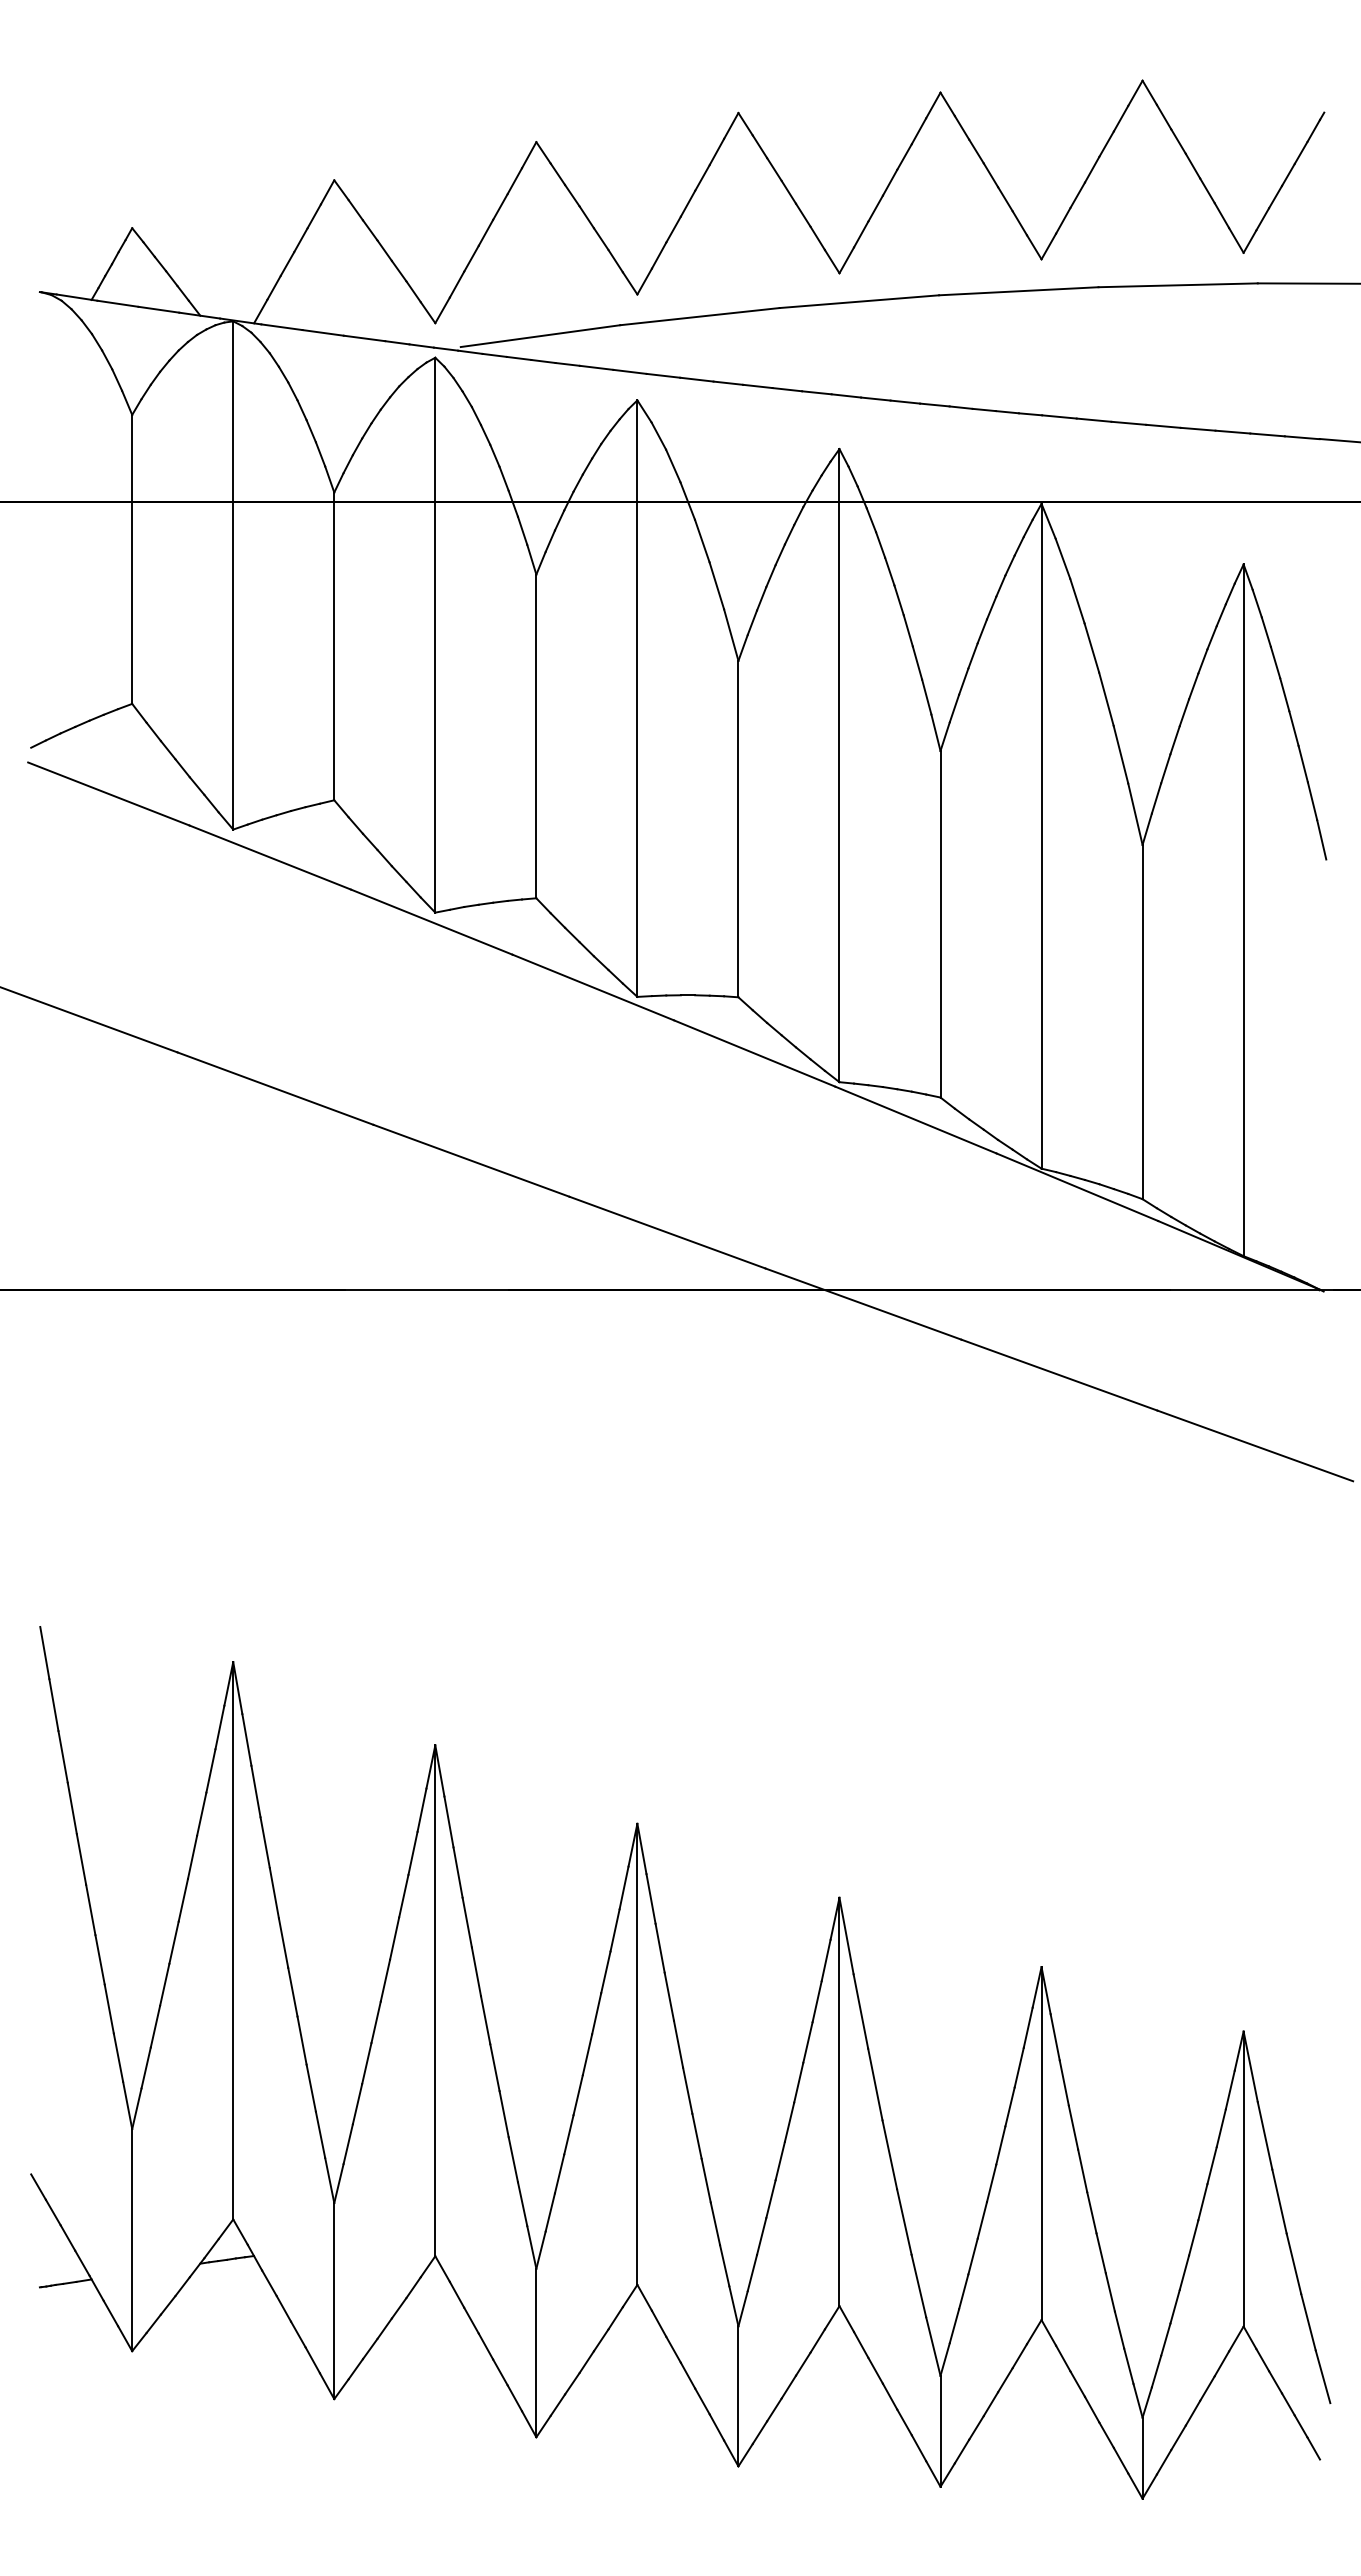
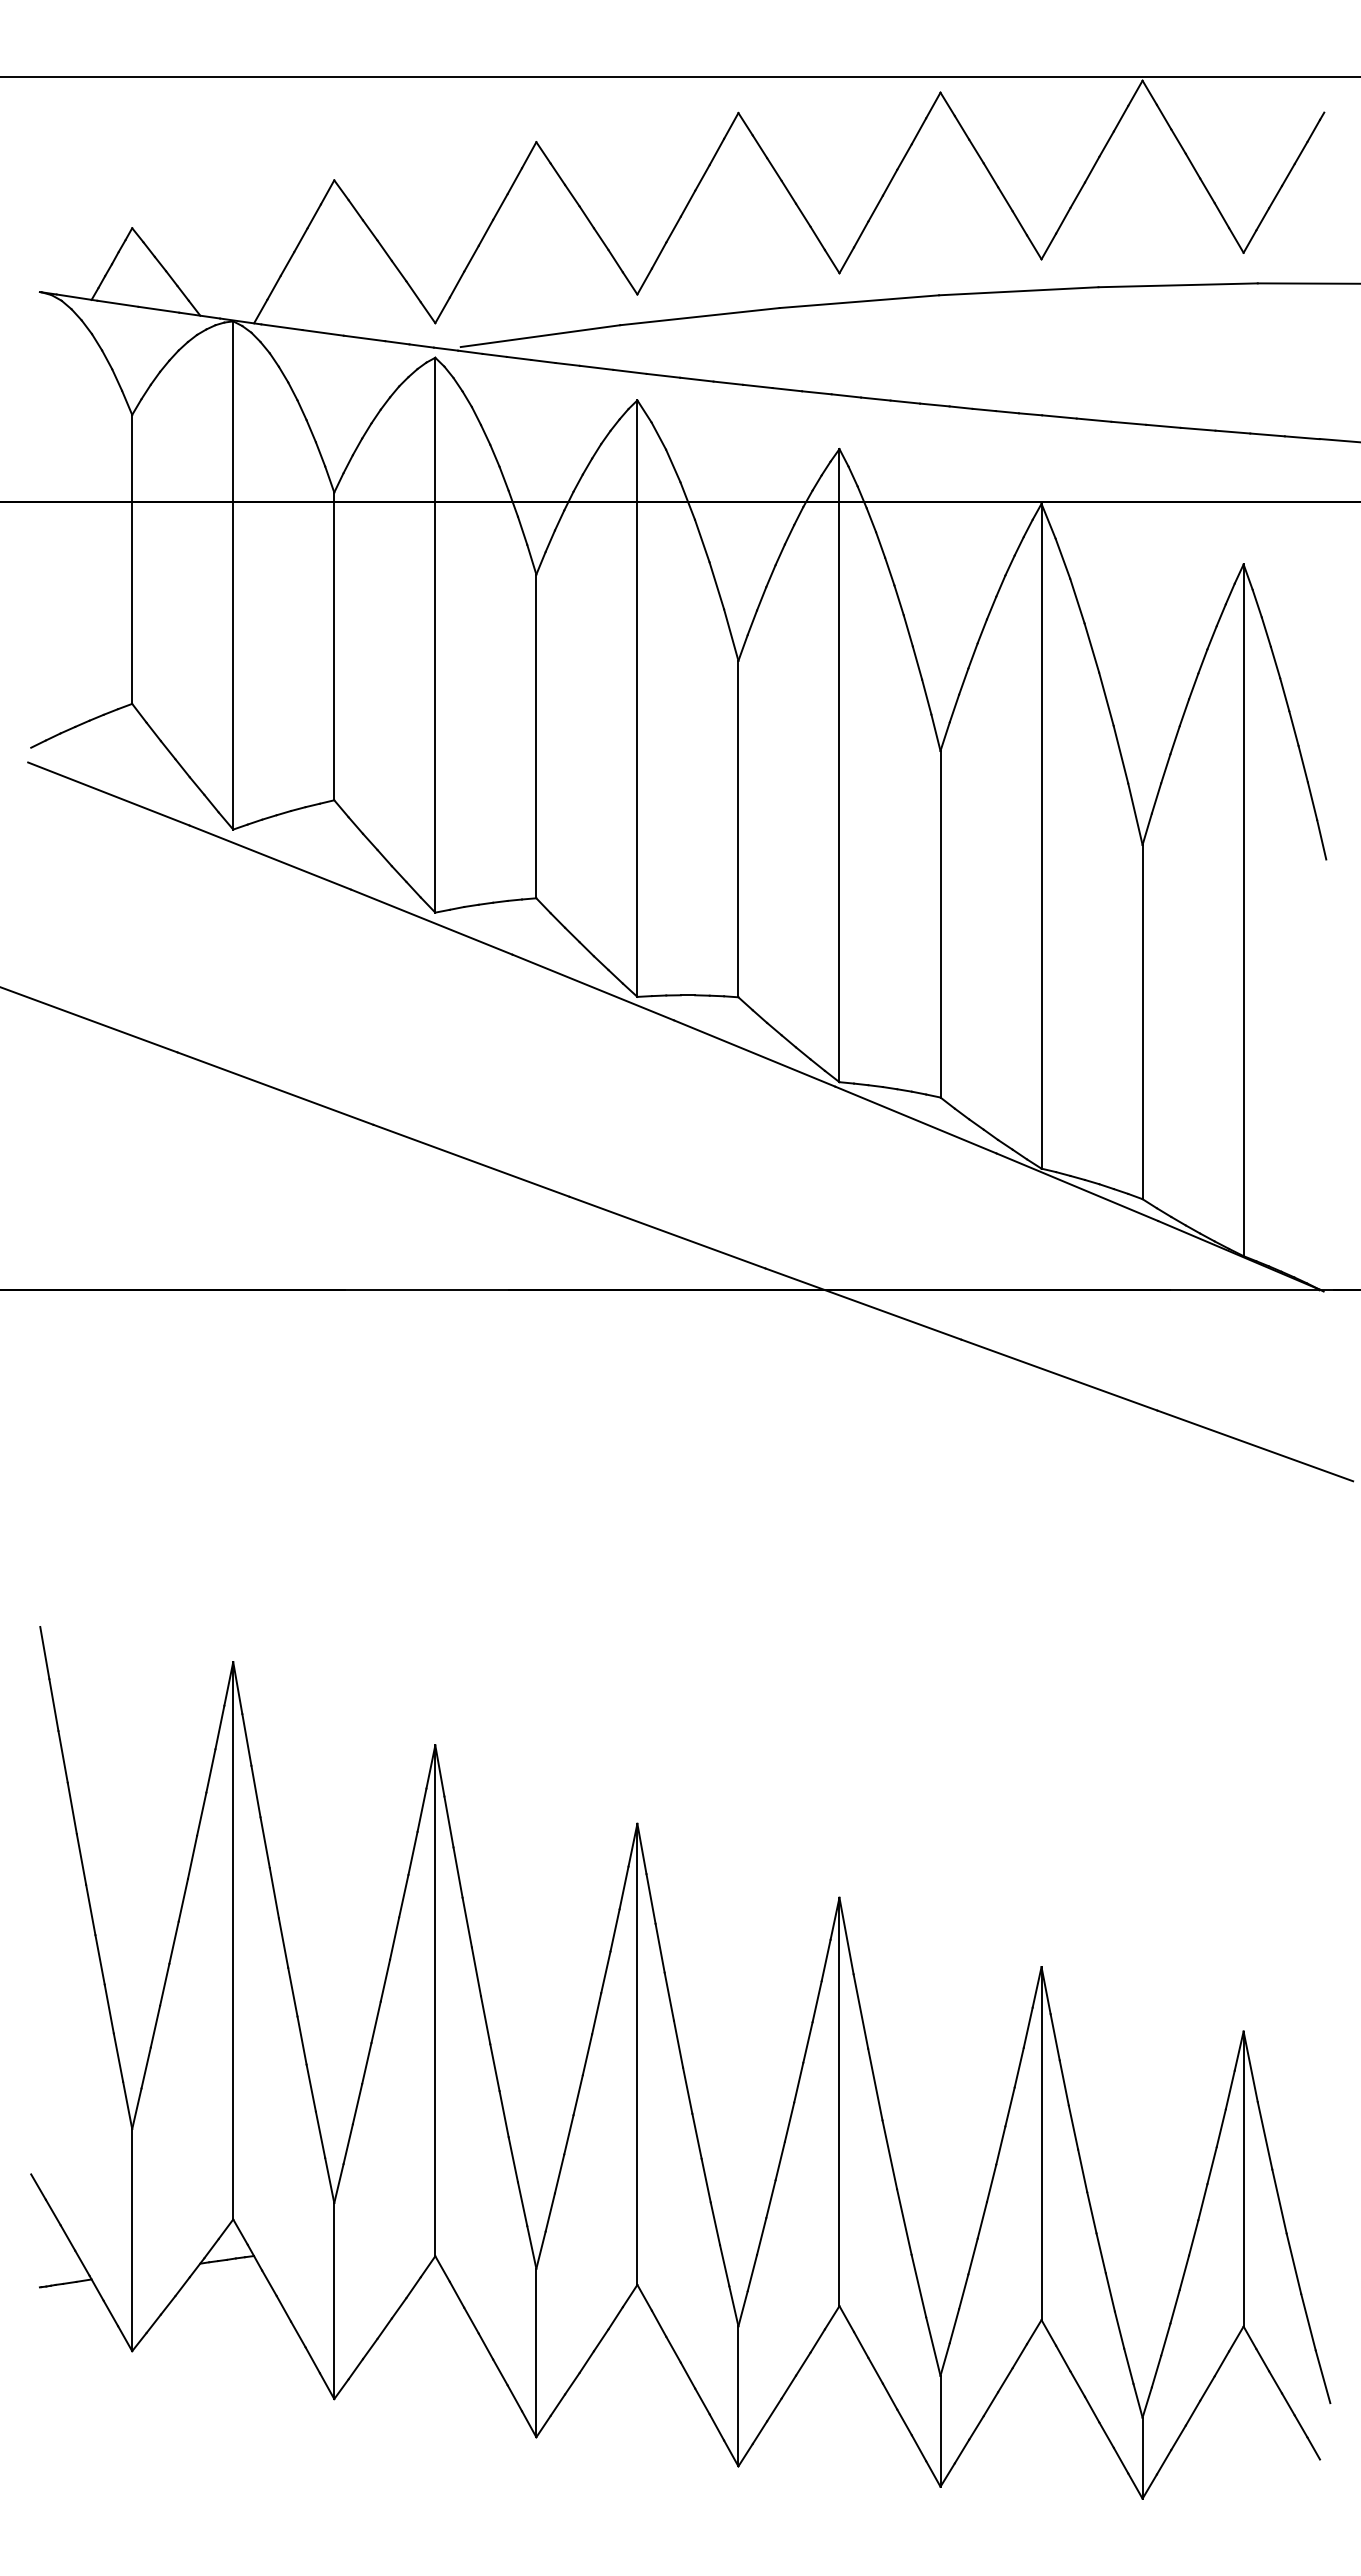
line: none -> present (679, 77)
